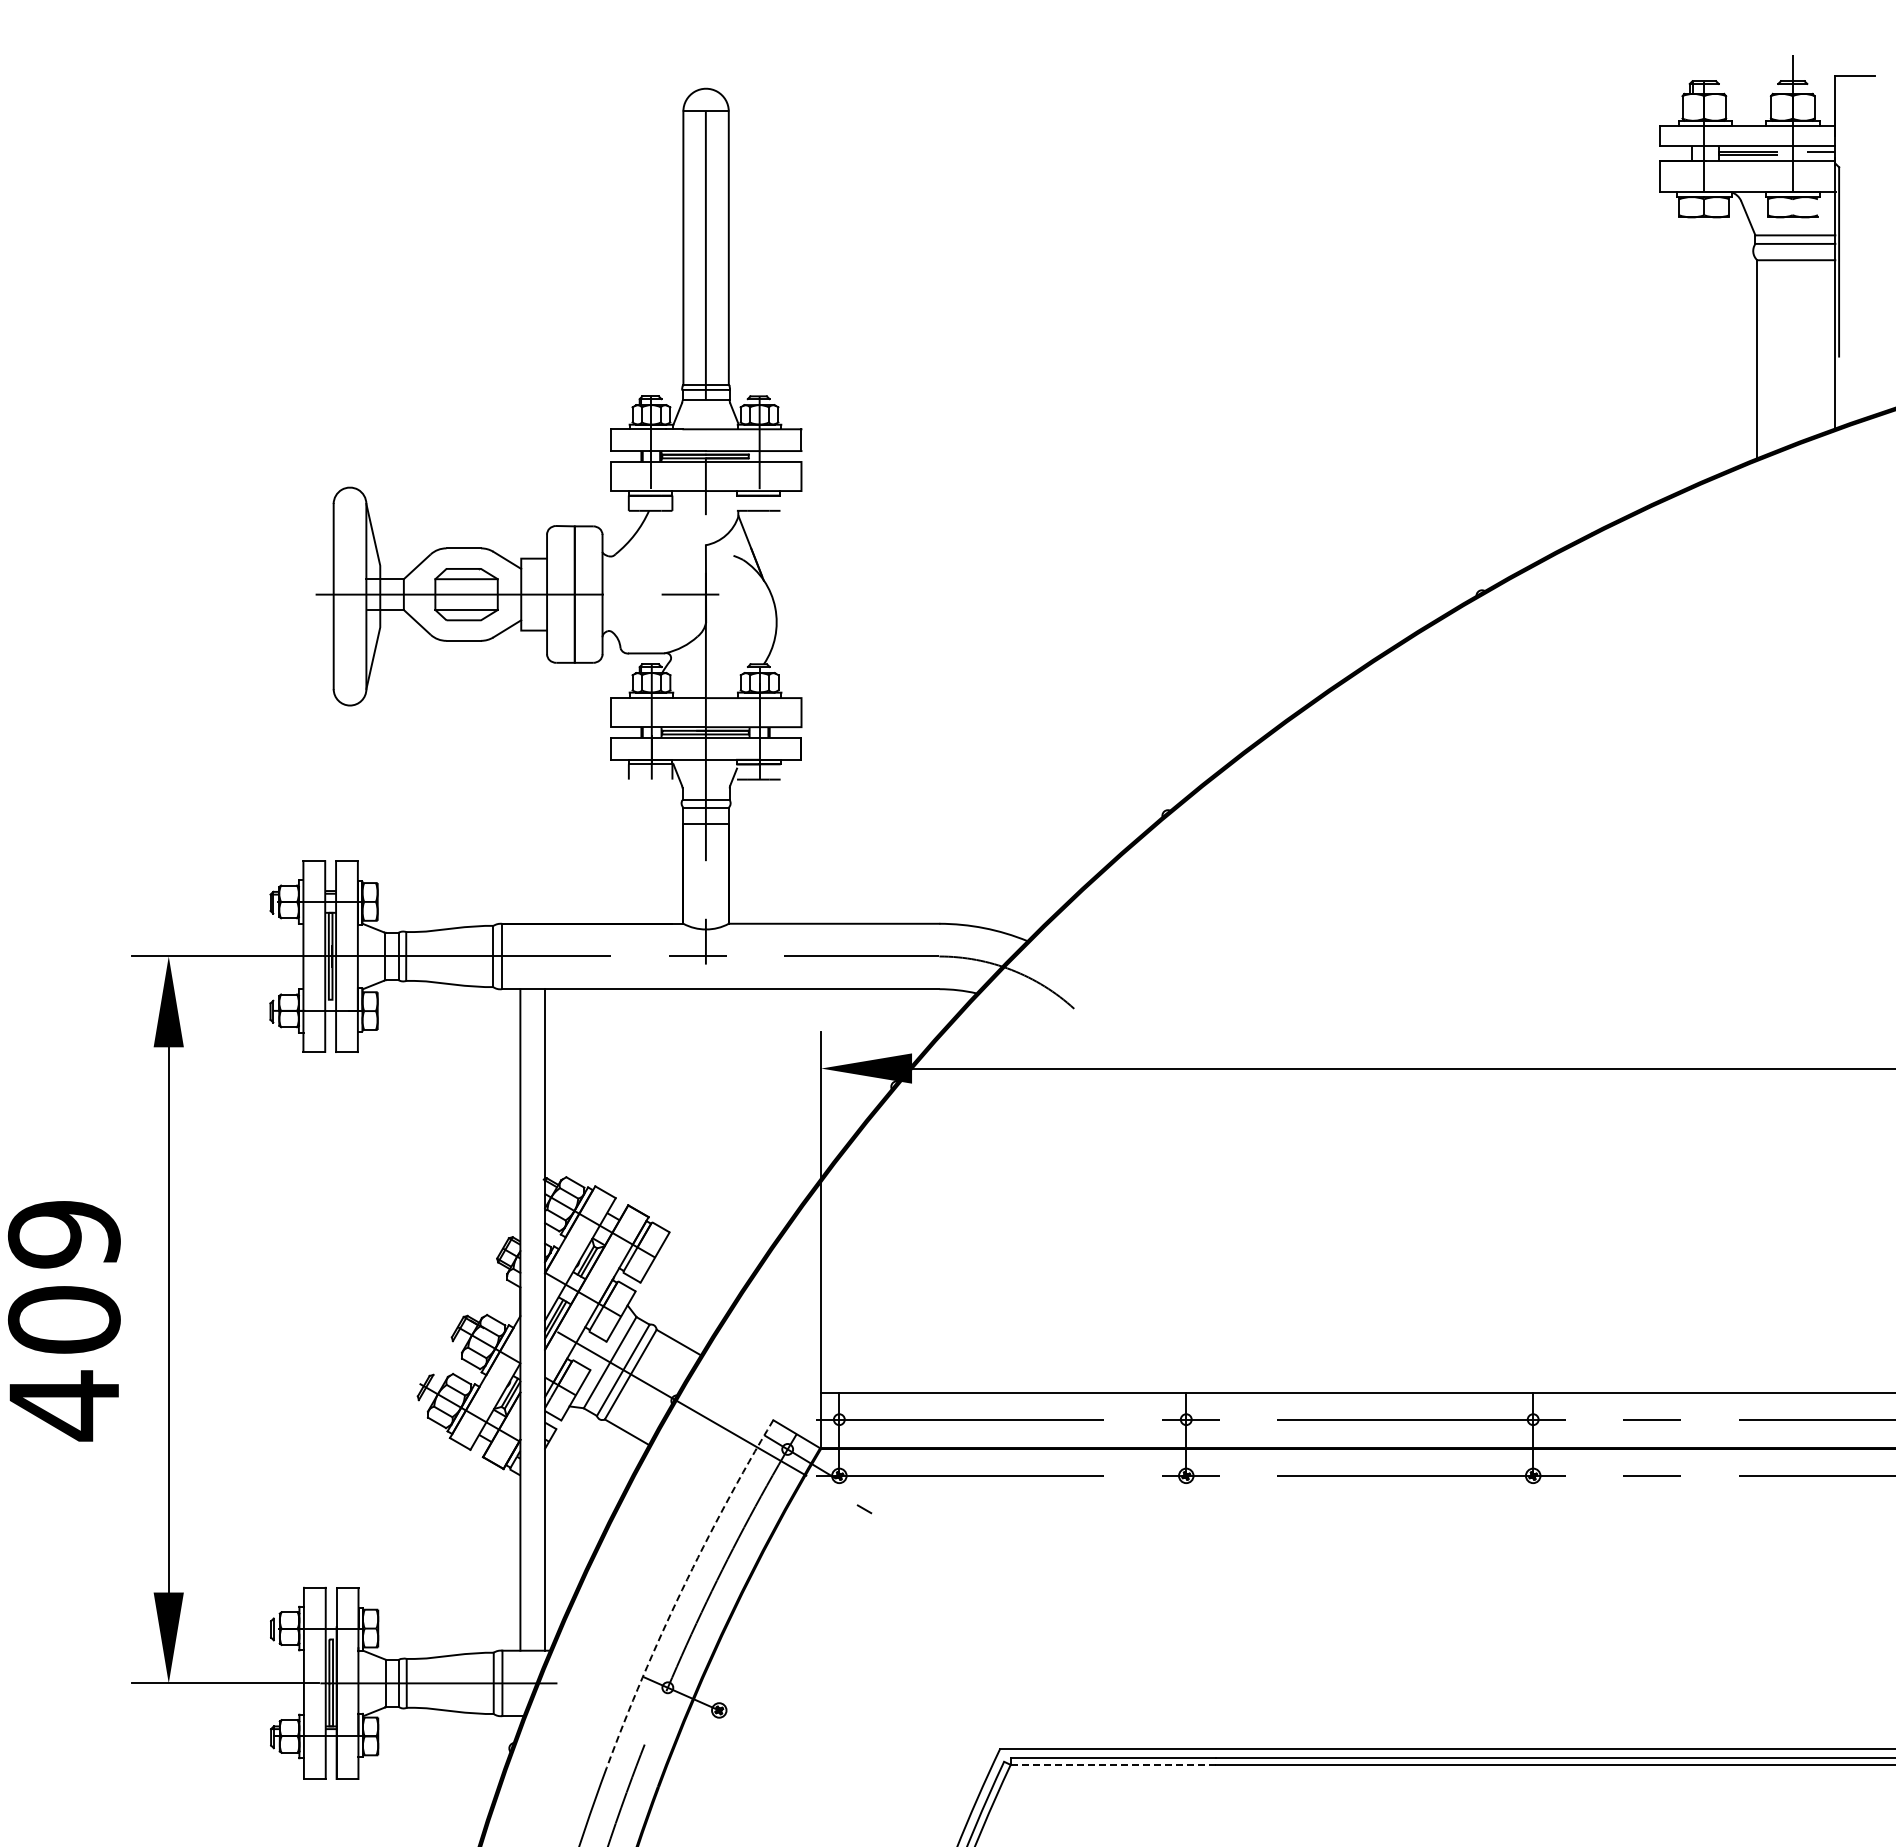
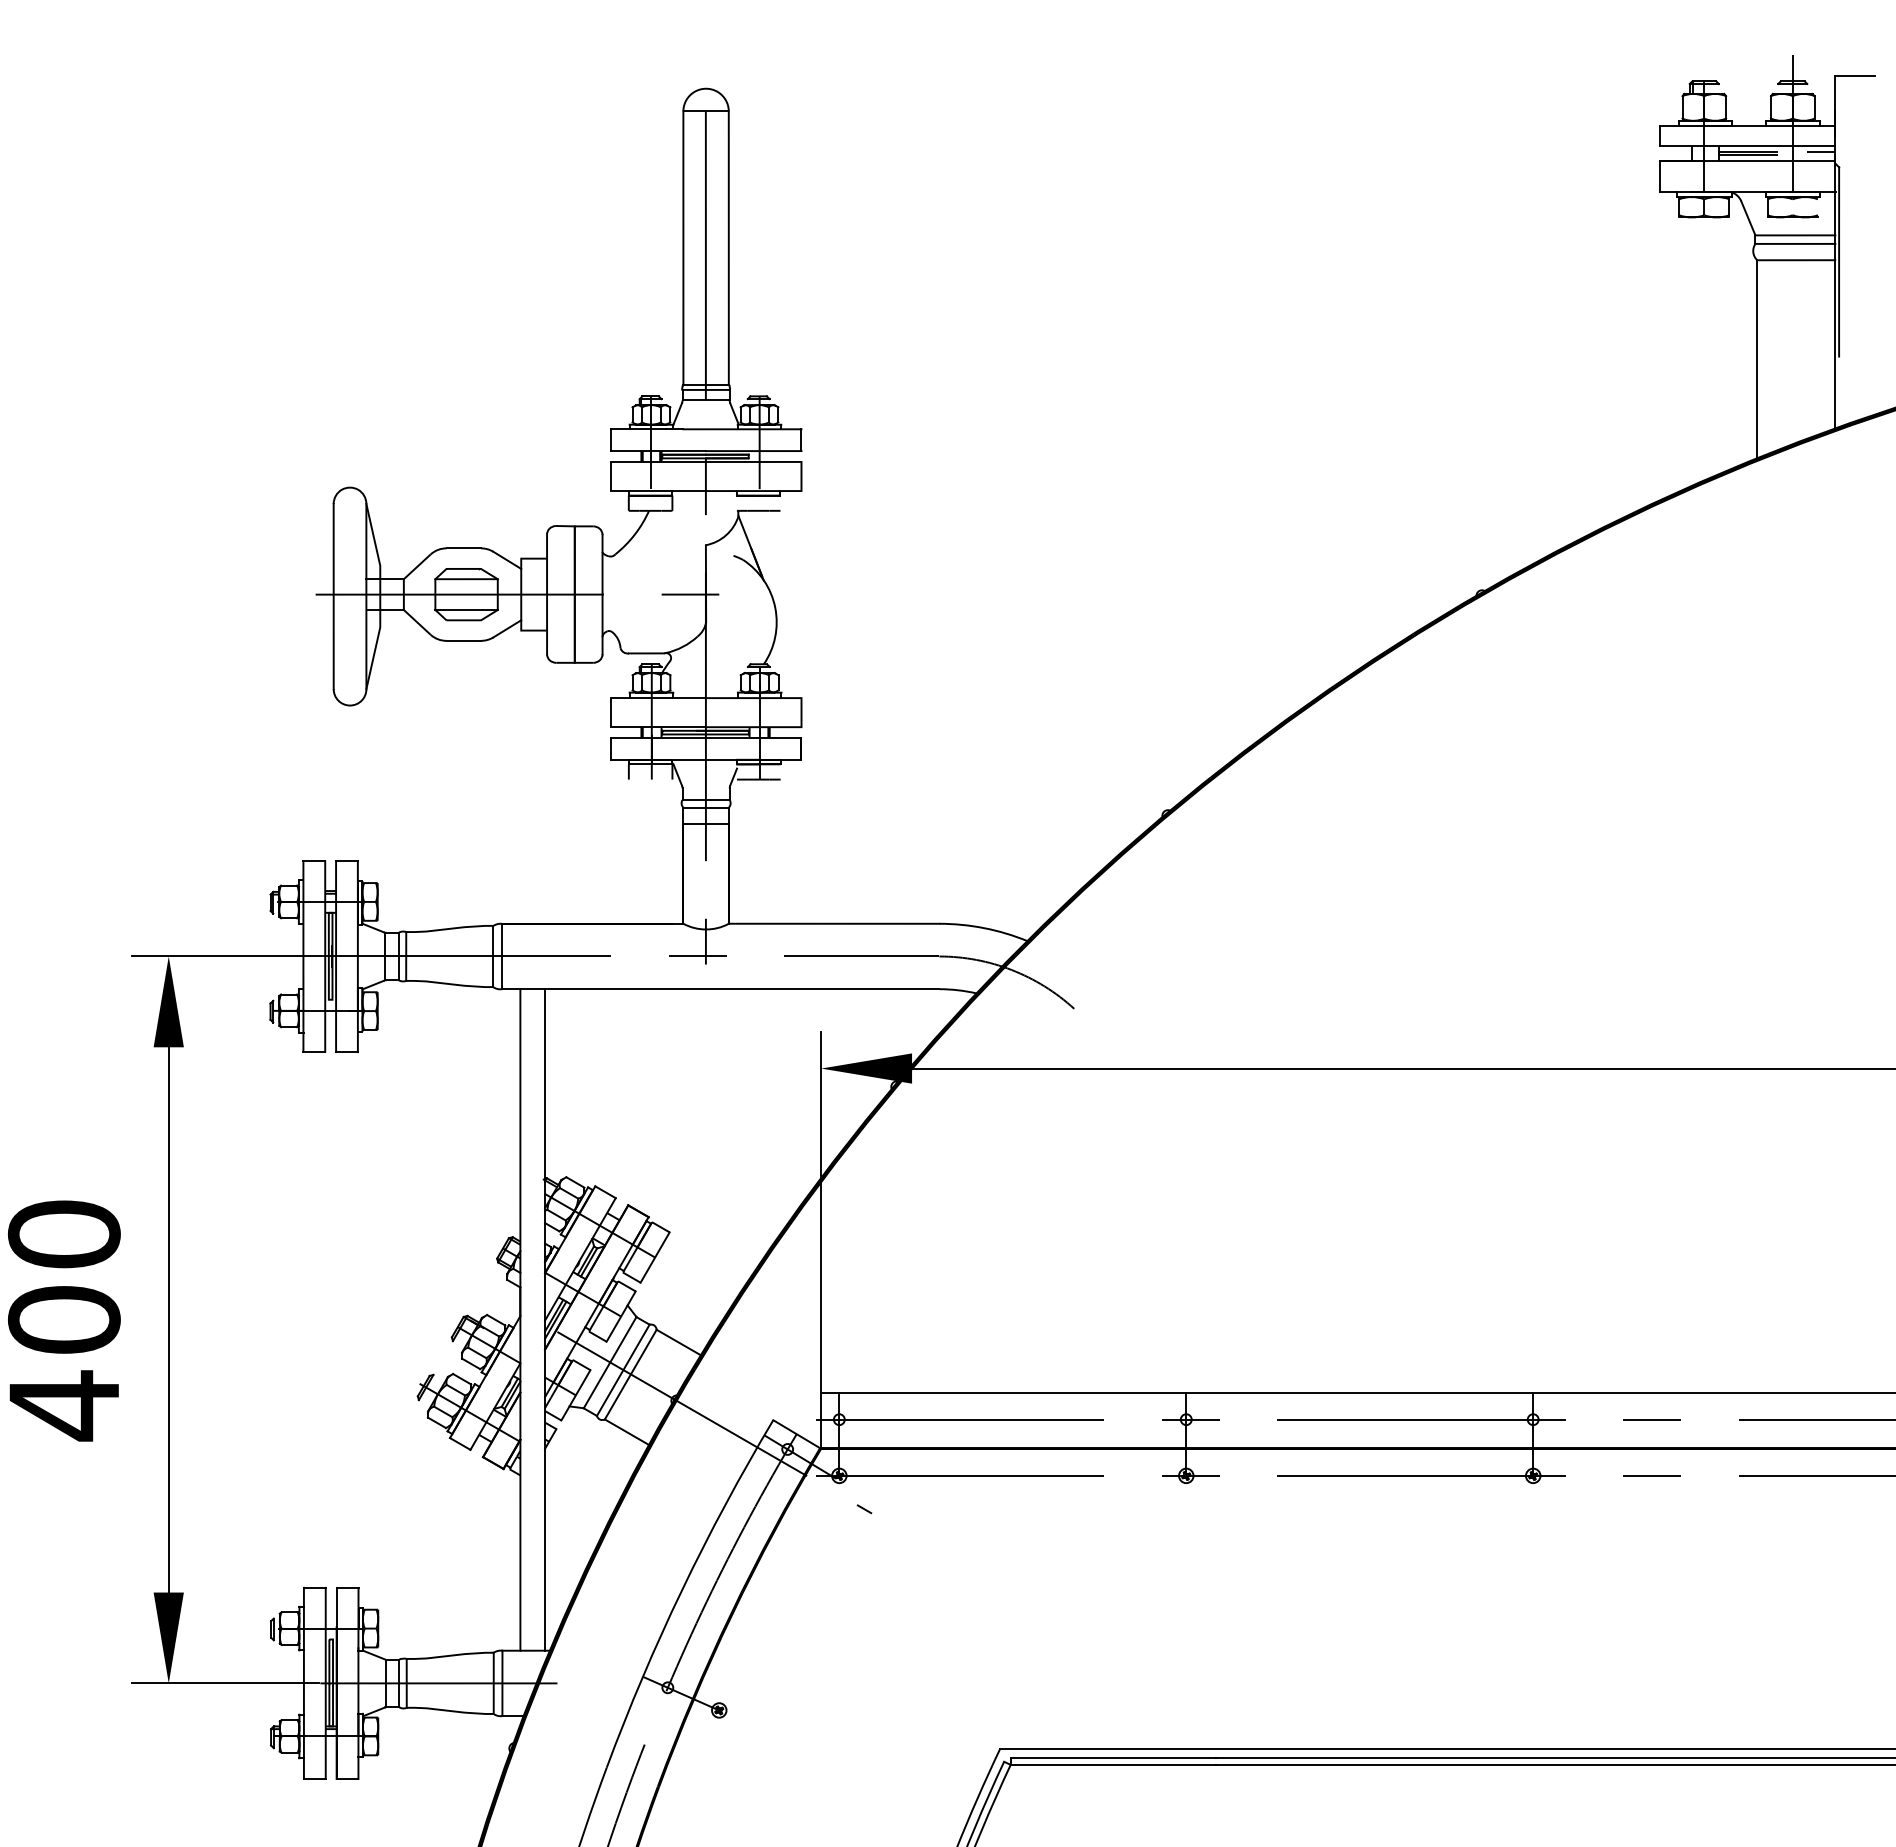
text: 409 -> 400 (64, 1234)
arc: dashed -> solid (682, 1590)
line: dashed -> solid (1113, 1764)
